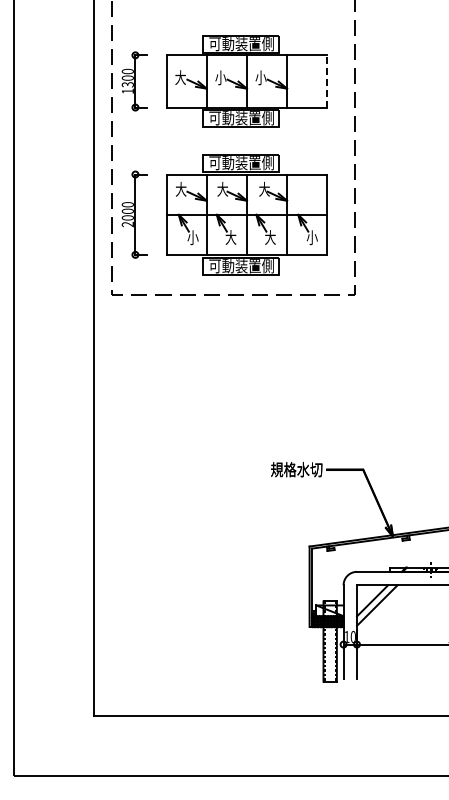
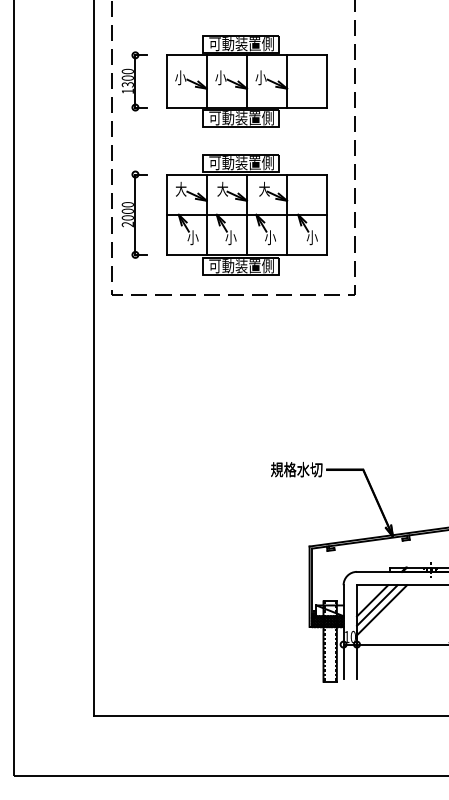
text: 大 -> 小 (180, 77)
line: dashed -> solid (327, 80)
text: 大 -> 小 (230, 237)
text: 大 -> 小 (270, 237)
line: none -> present (382, 610)
